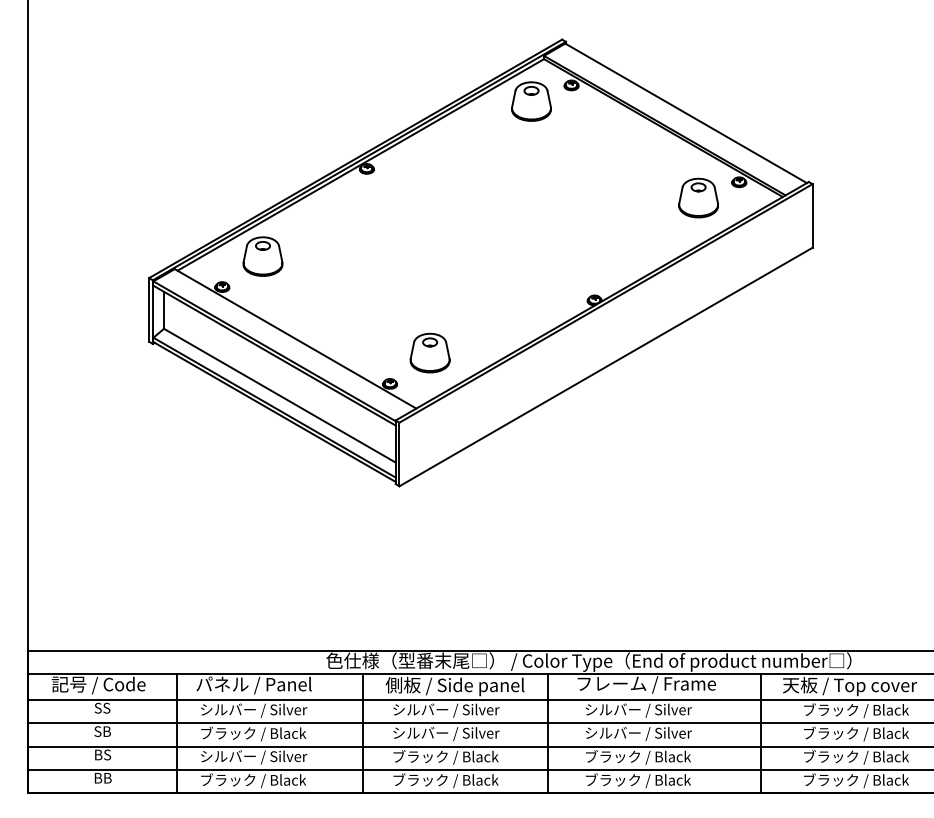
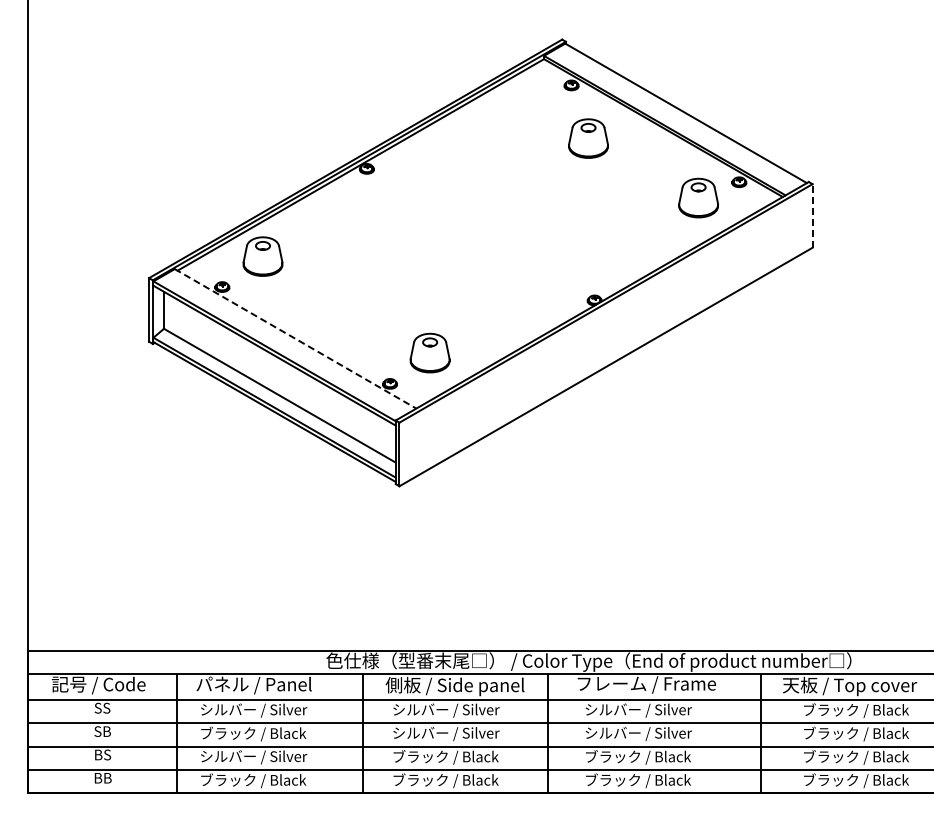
part position: (531, 101) -> (588, 138) (588, 138)
line: solid -> dashed (812, 215)
line: solid -> dashed (295, 339)
